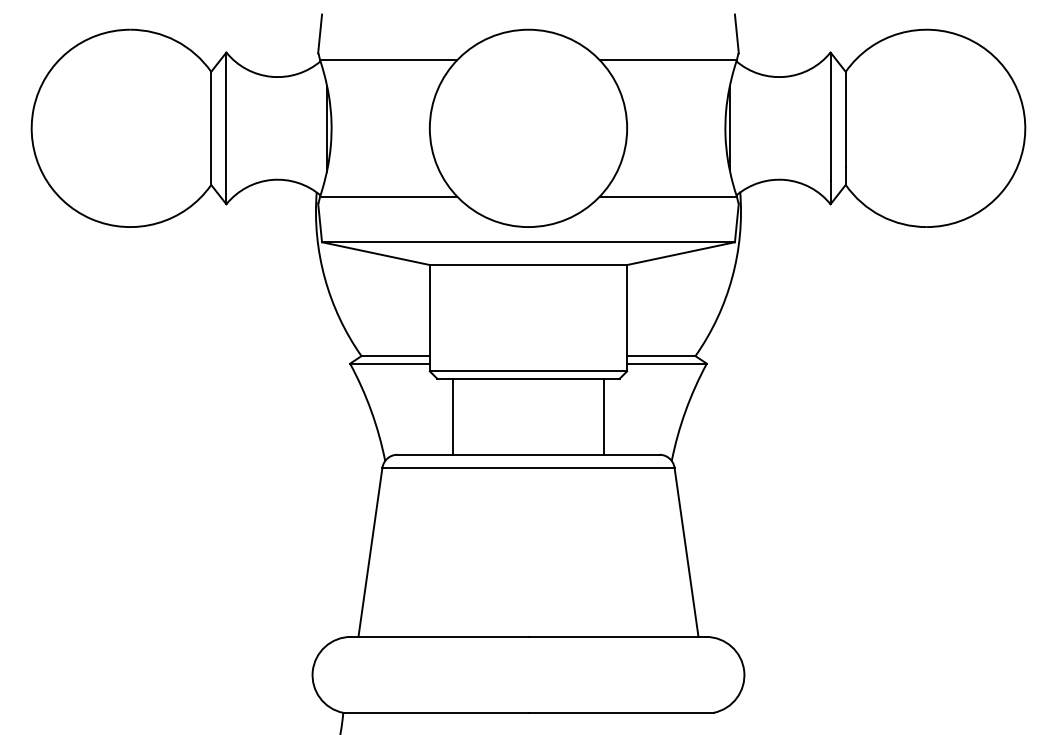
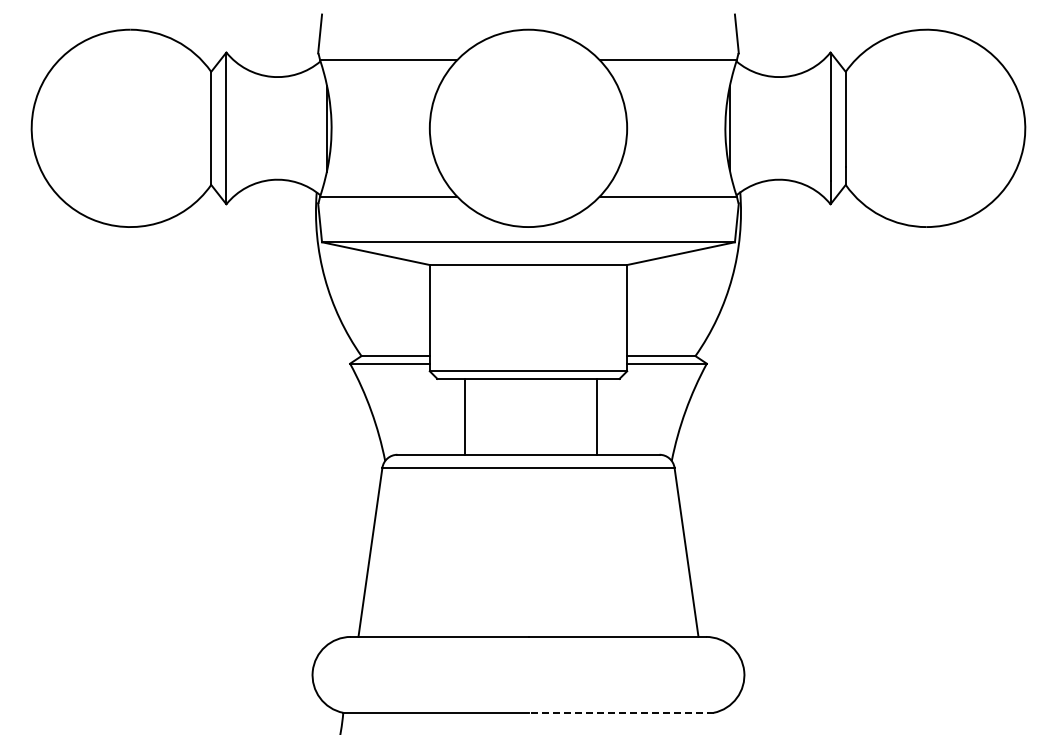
line position: (452, 416) -> (464, 416) (464, 416)
line position: (604, 416) -> (597, 416) (597, 416)
line: solid -> dashed (621, 712)
